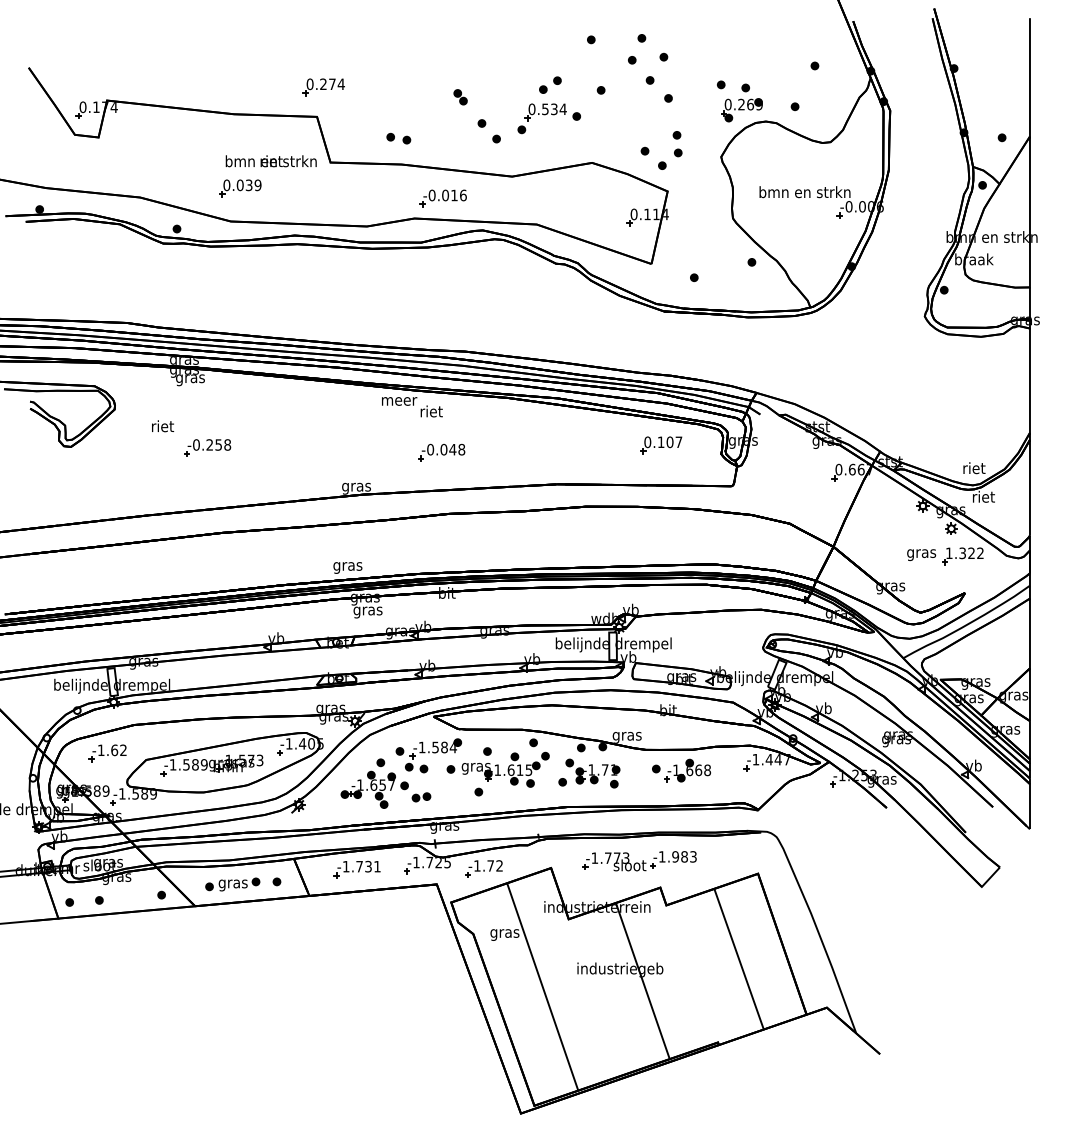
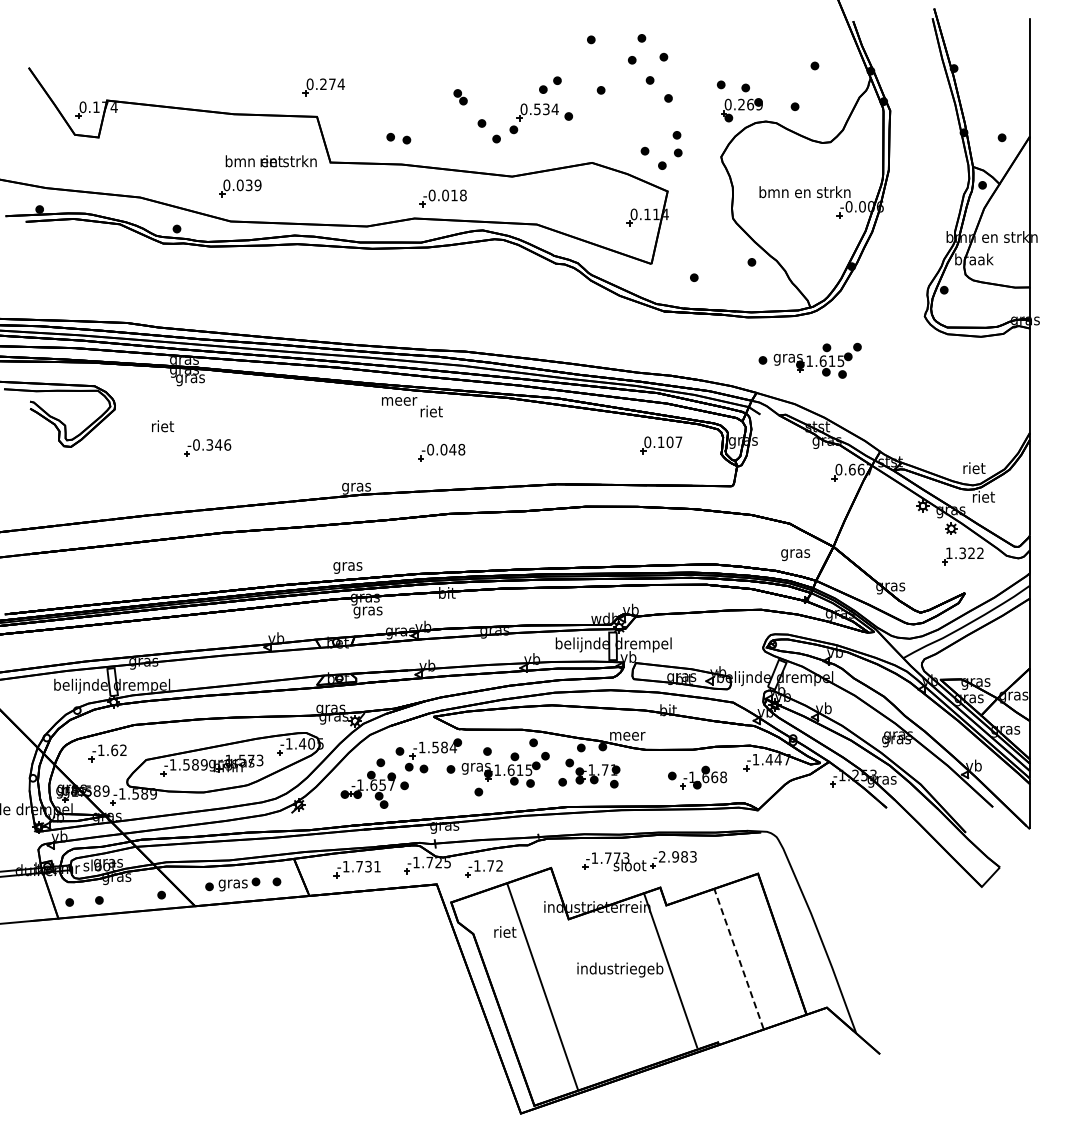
part position: (549, 118) -> (541, 118) (541, 118)
text: -0.016 -> -0.018 (463, 195)
part: none -> present (809, 360)
text: -0.258 -> -0.346 (218, 444)
text position: (921, 555) -> (795, 555) (795, 555)
text: gras -> meer (627, 737)
part position: (681, 770) -> (697, 777) (697, 777)
part: present -> none (421, 797)
text: -1.983 -> -2.983 (661, 856)
text: gras -> riet (504, 933)
line: solid -> dashed (738, 958)
line position: (642, 980) -> (670, 970) (670, 970)
